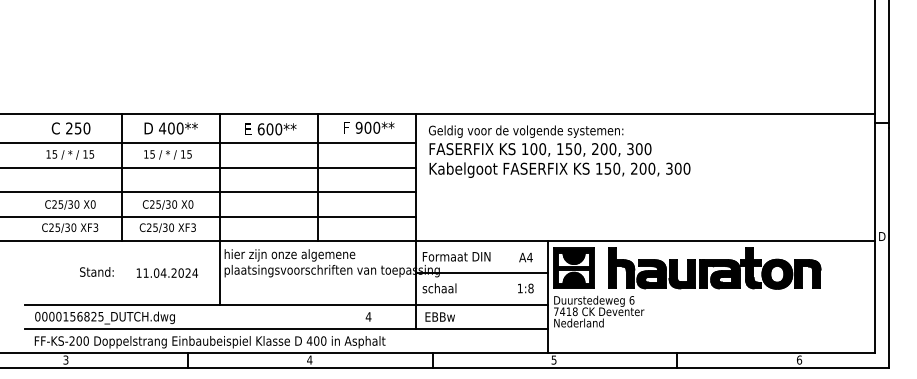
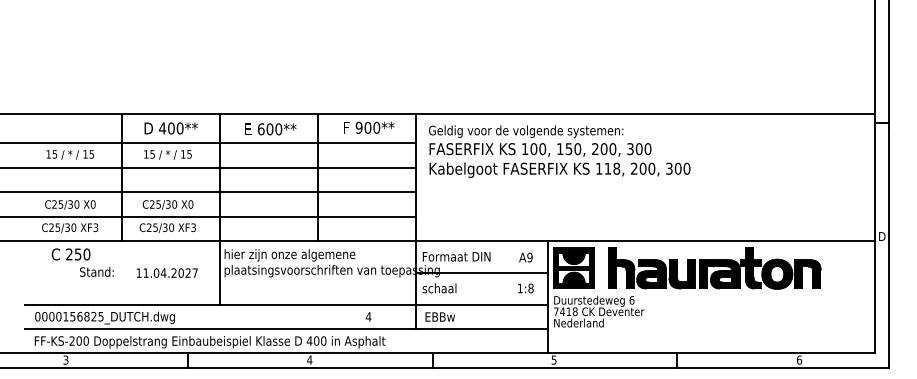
text position: (70, 128) -> (70, 254) (70, 254)
text: 150, -> 118, (612, 168)
text: A4 -> A9 (529, 257)
text: 11.04.2024 -> 11.04.2027 (195, 272)
